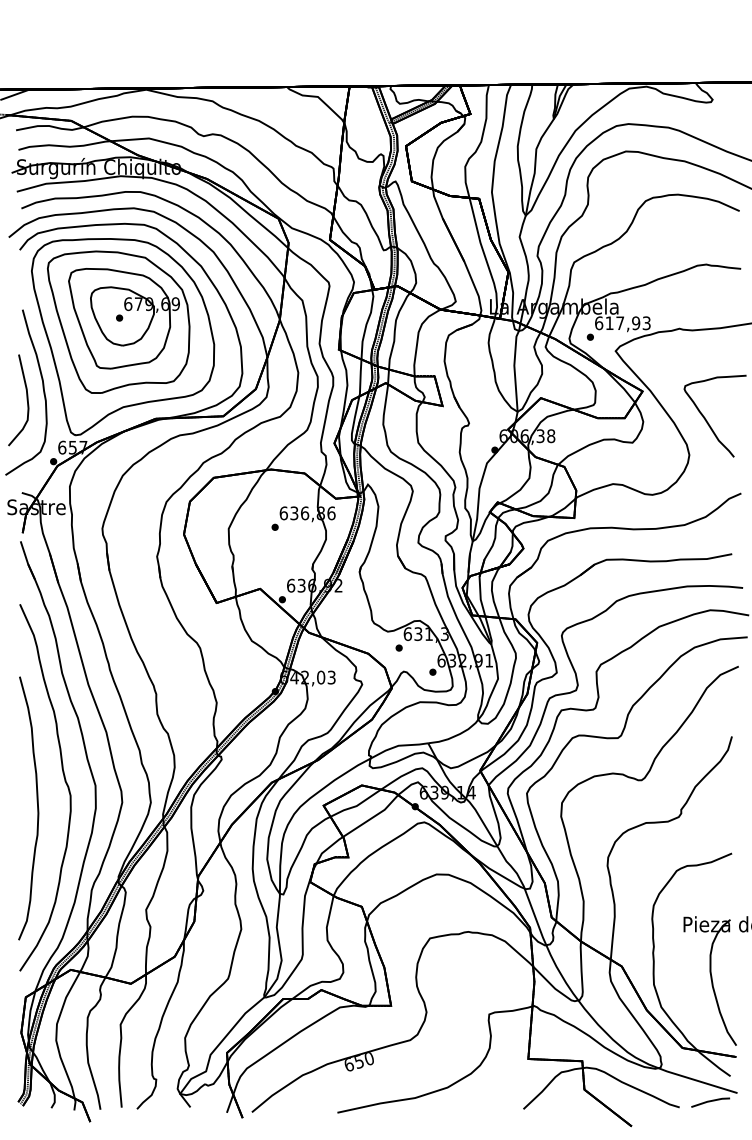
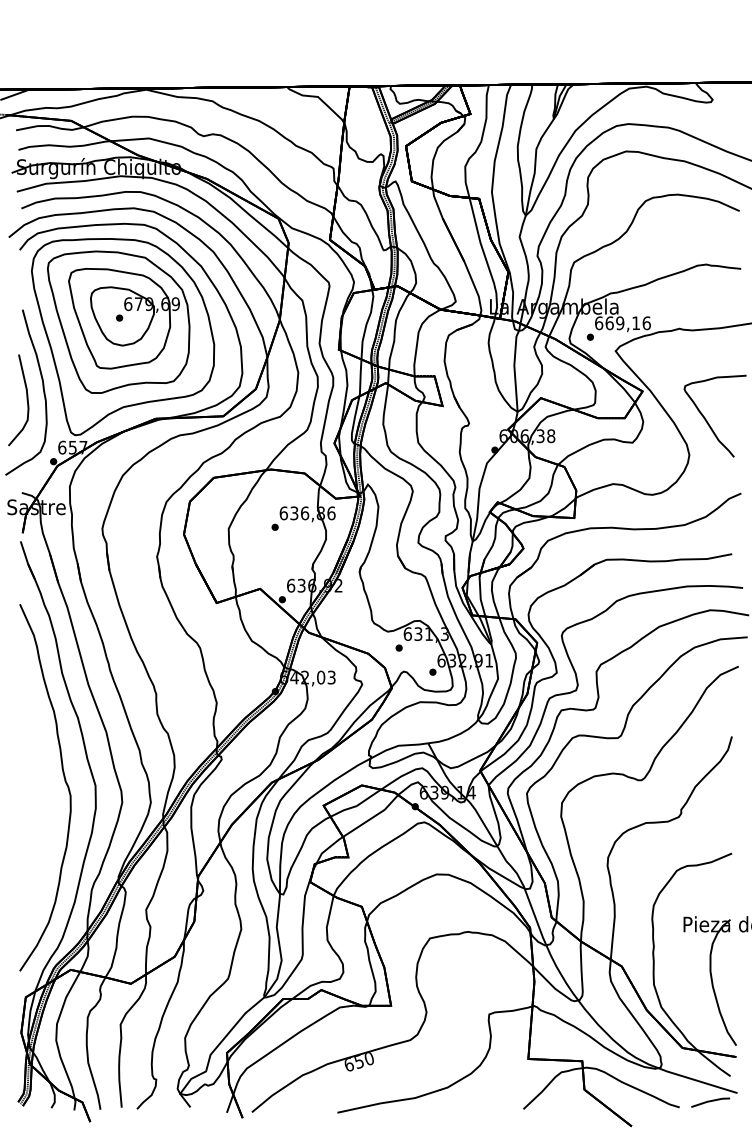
text: 617,93 -> 669,16 (627, 323)
part: present -> none (37, 808)
